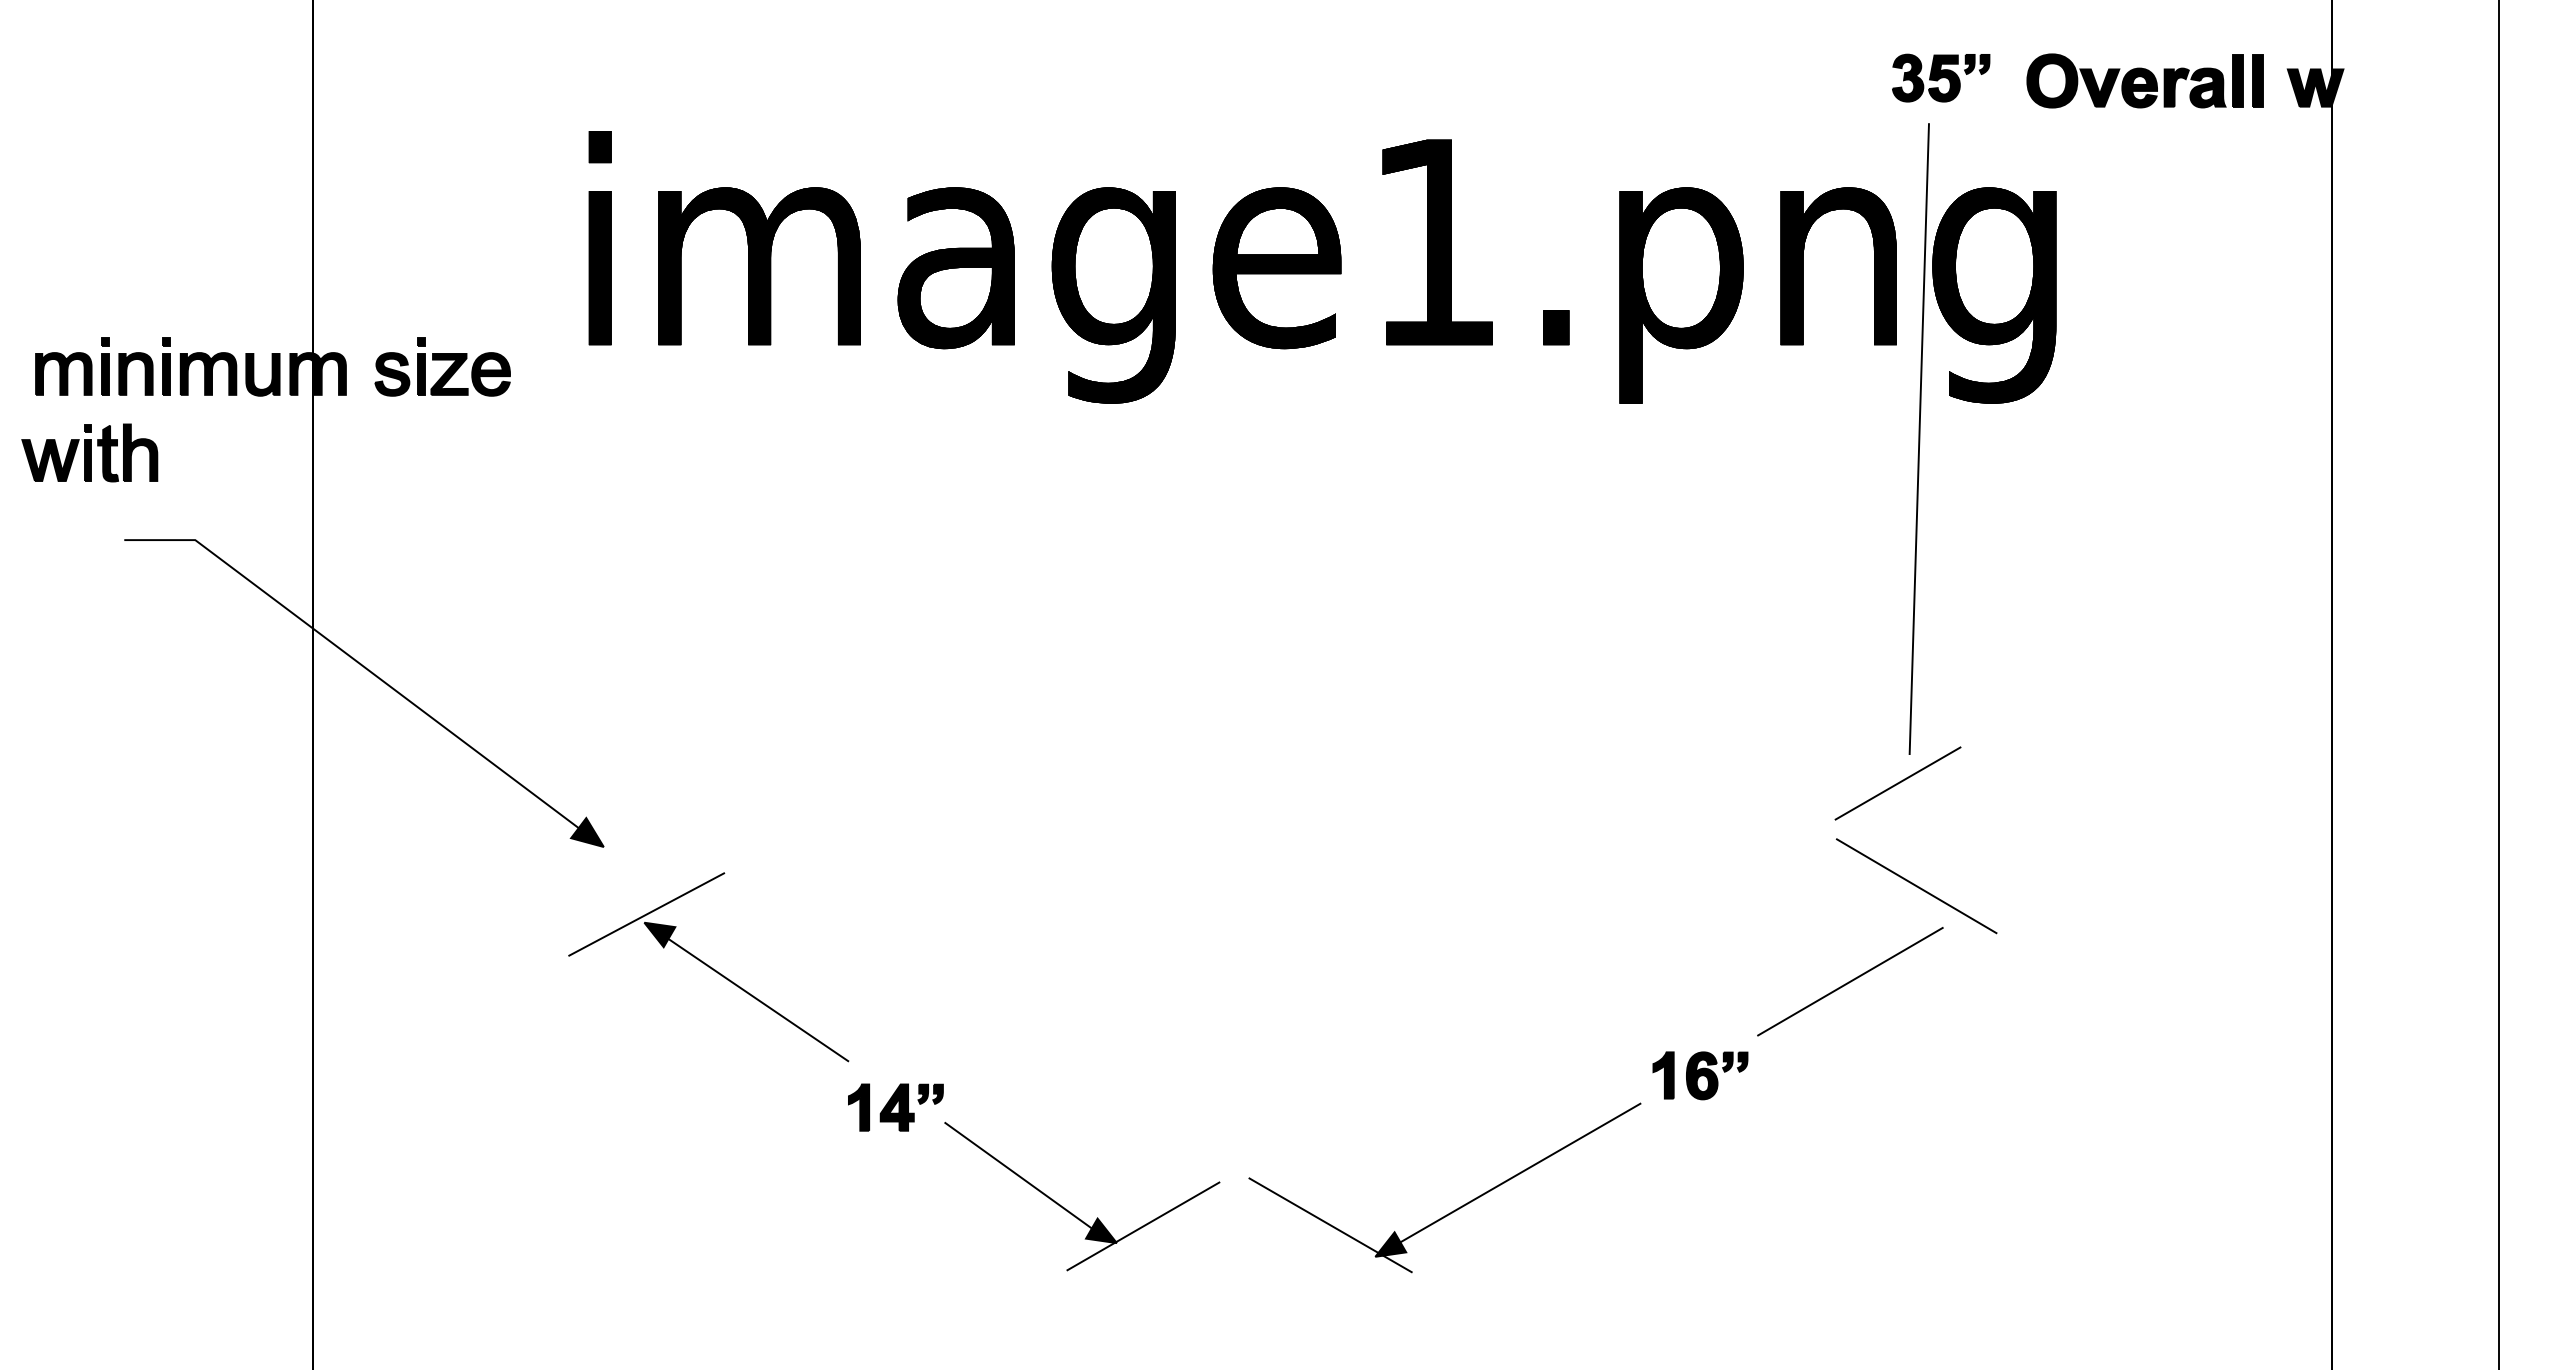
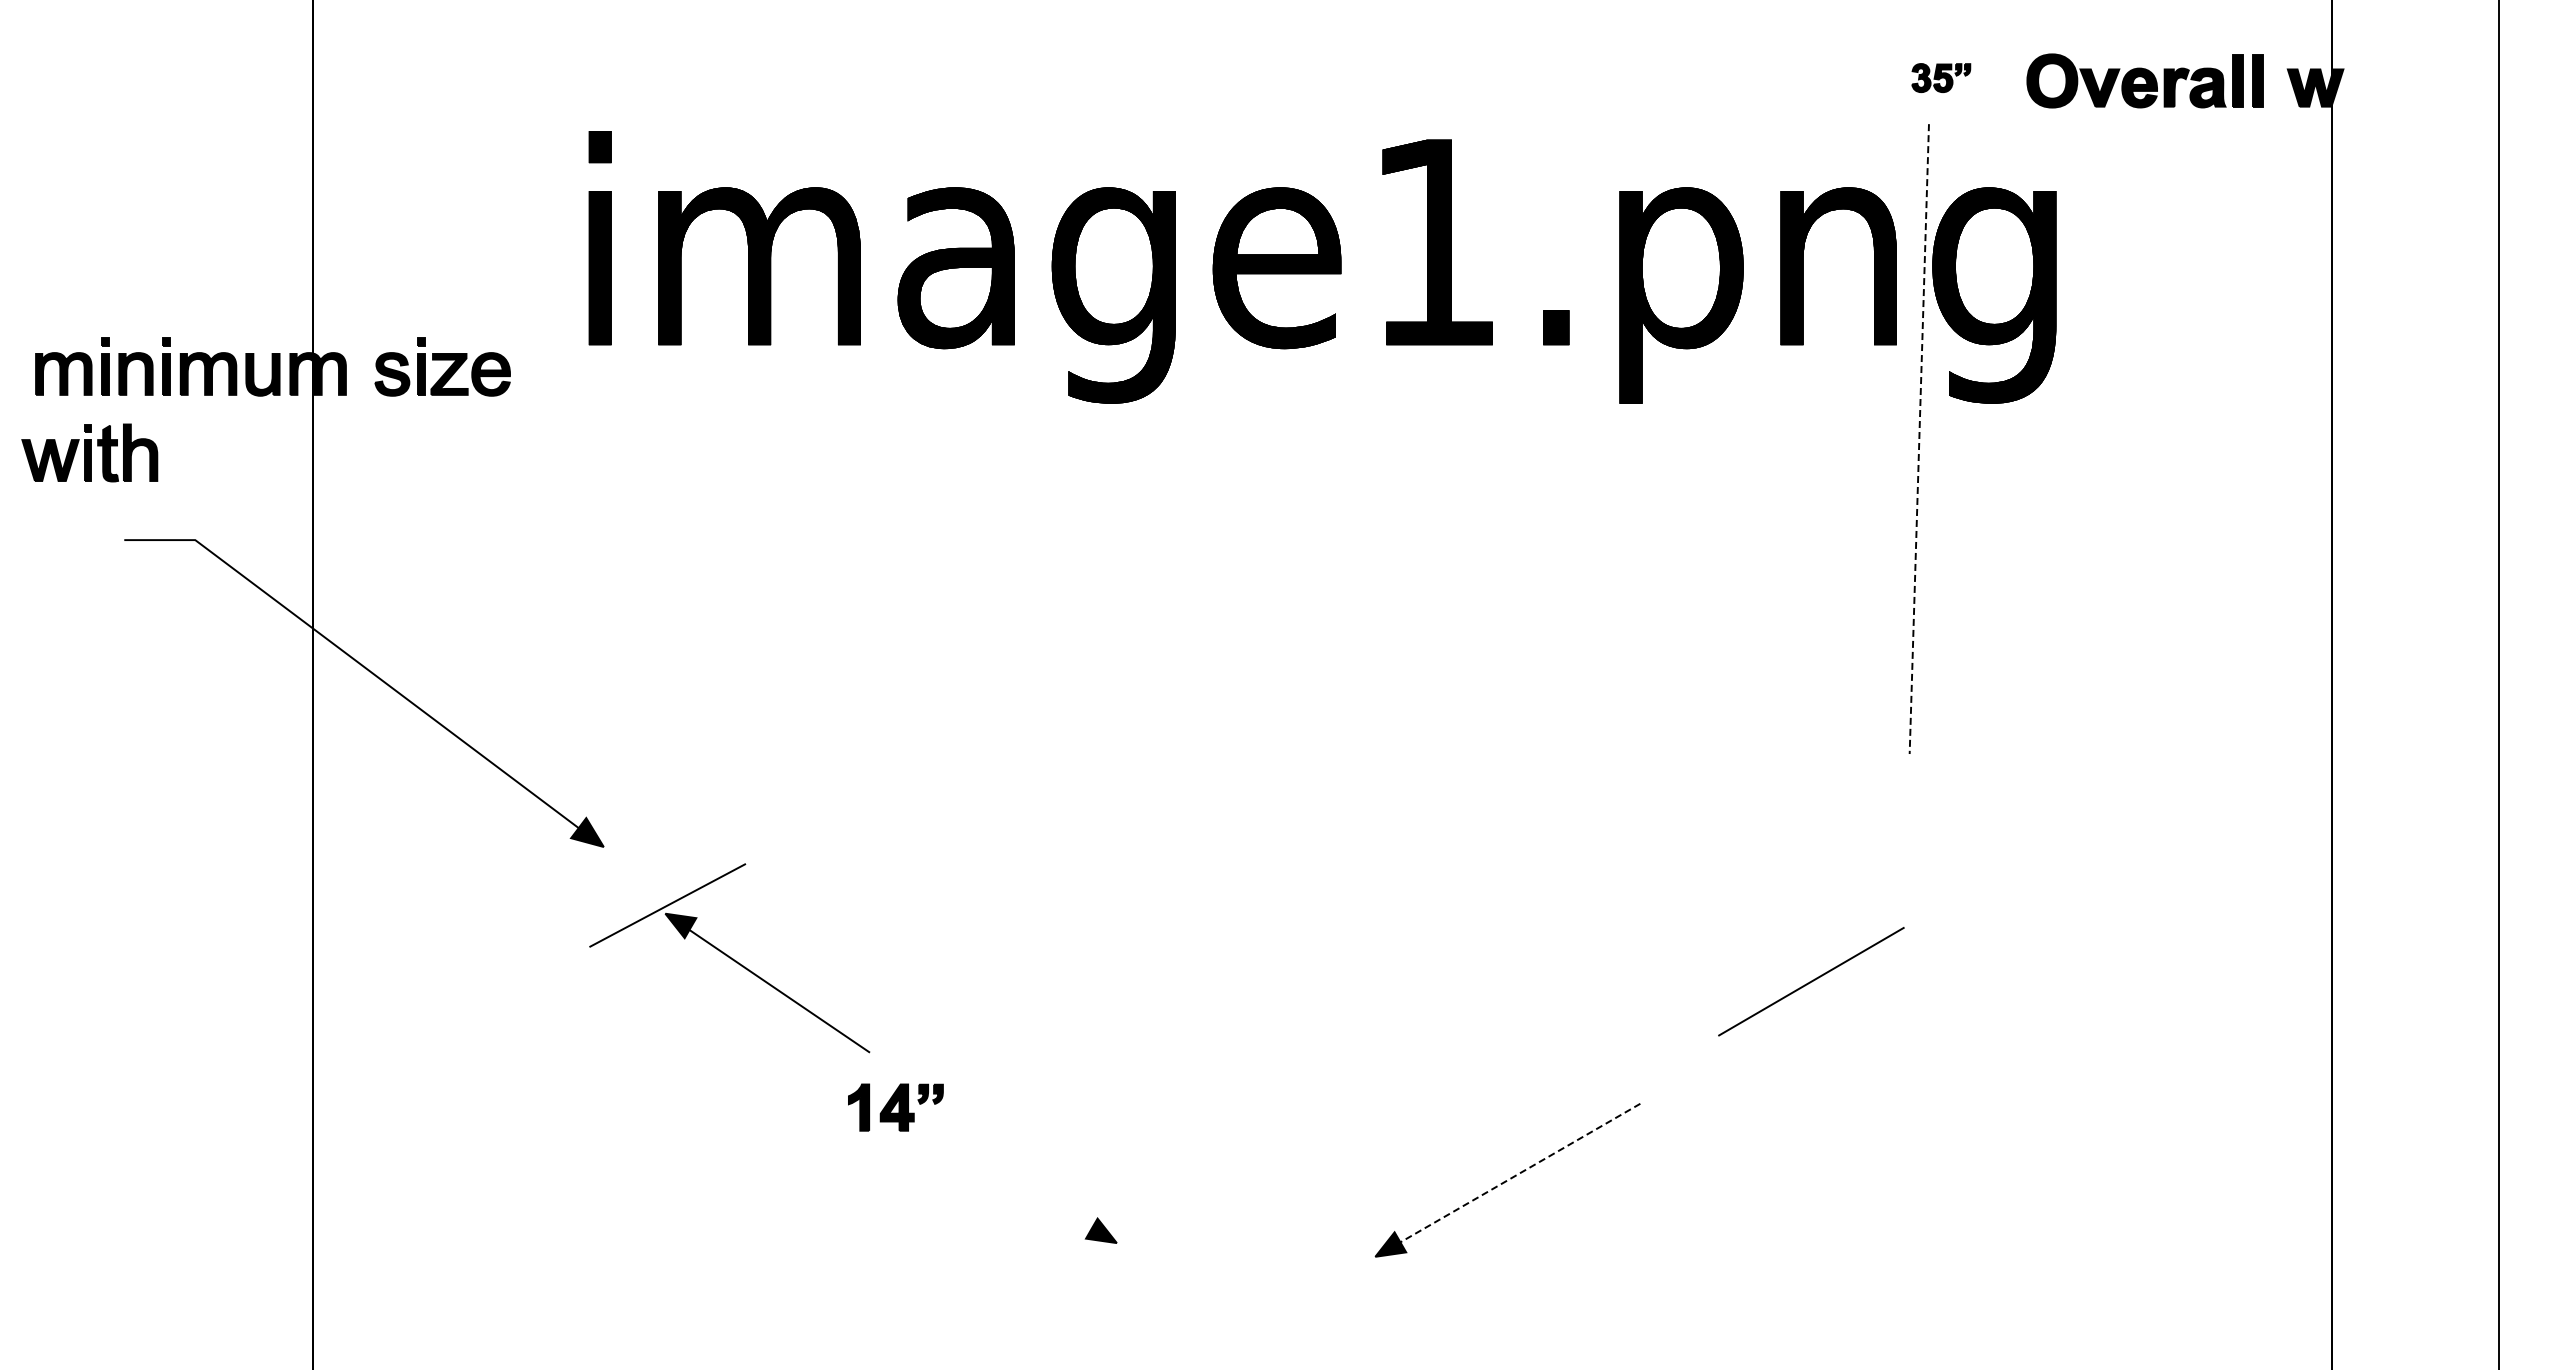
part size: 99x50 px -> 61x30 px (1941, 77)
line: solid -> dashed (1919, 439)
line: present -> none (1897, 783)
line: present -> none (1916, 886)
part position: (708, 967) -> (729, 958) (729, 958)
line position: (1850, 981) -> (1811, 981) (1811, 981)
part: present -> none (1700, 1075)
line: solid -> dashed (1519, 1173)
line: present -> none (1019, 1175)
line: present -> none (1330, 1225)
line: present -> none (1143, 1226)
